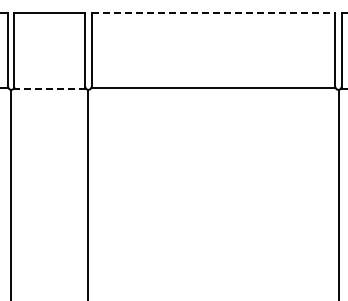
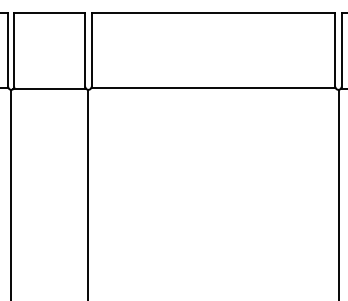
line: dashed -> solid (213, 12)
line: dashed -> solid (49, 89)
